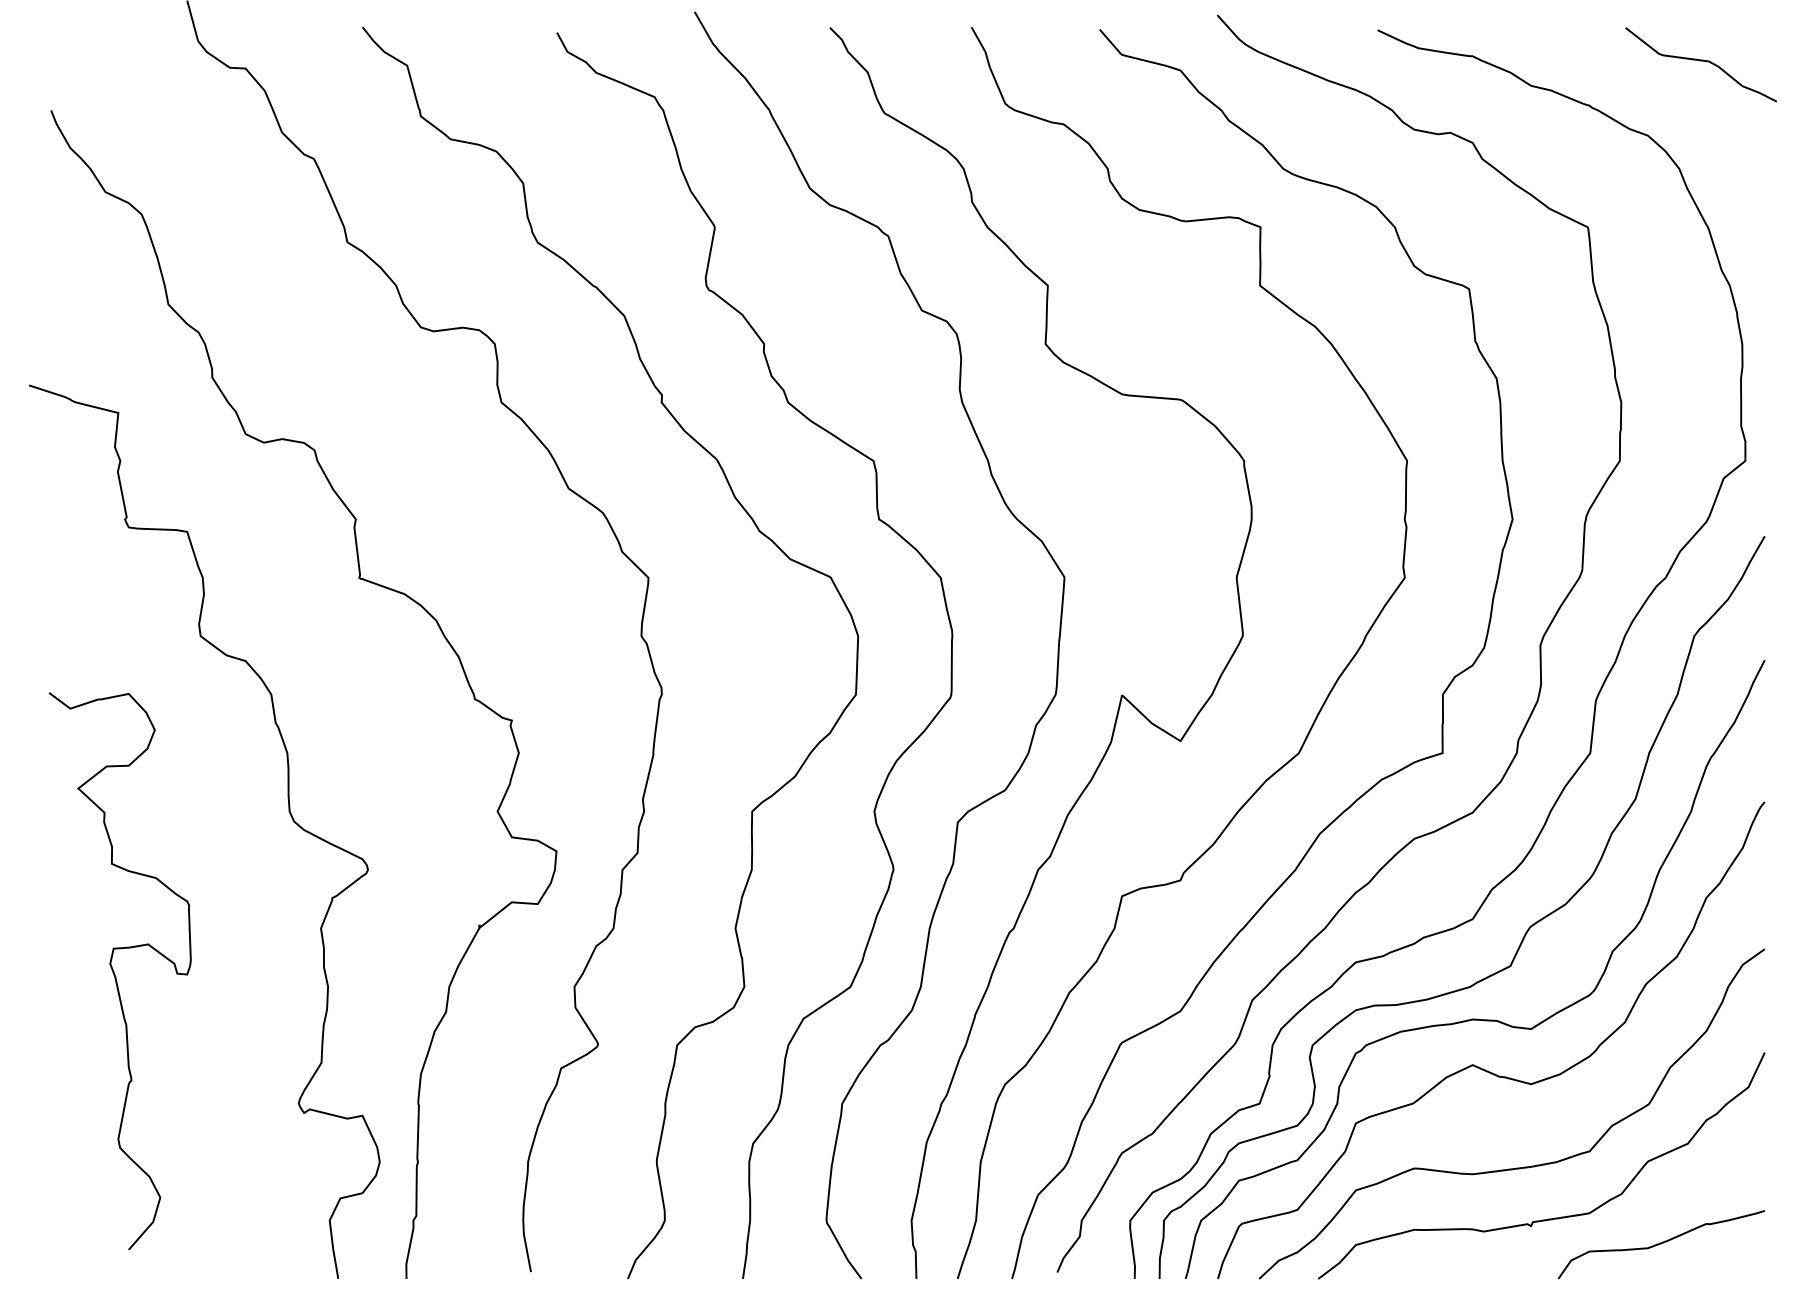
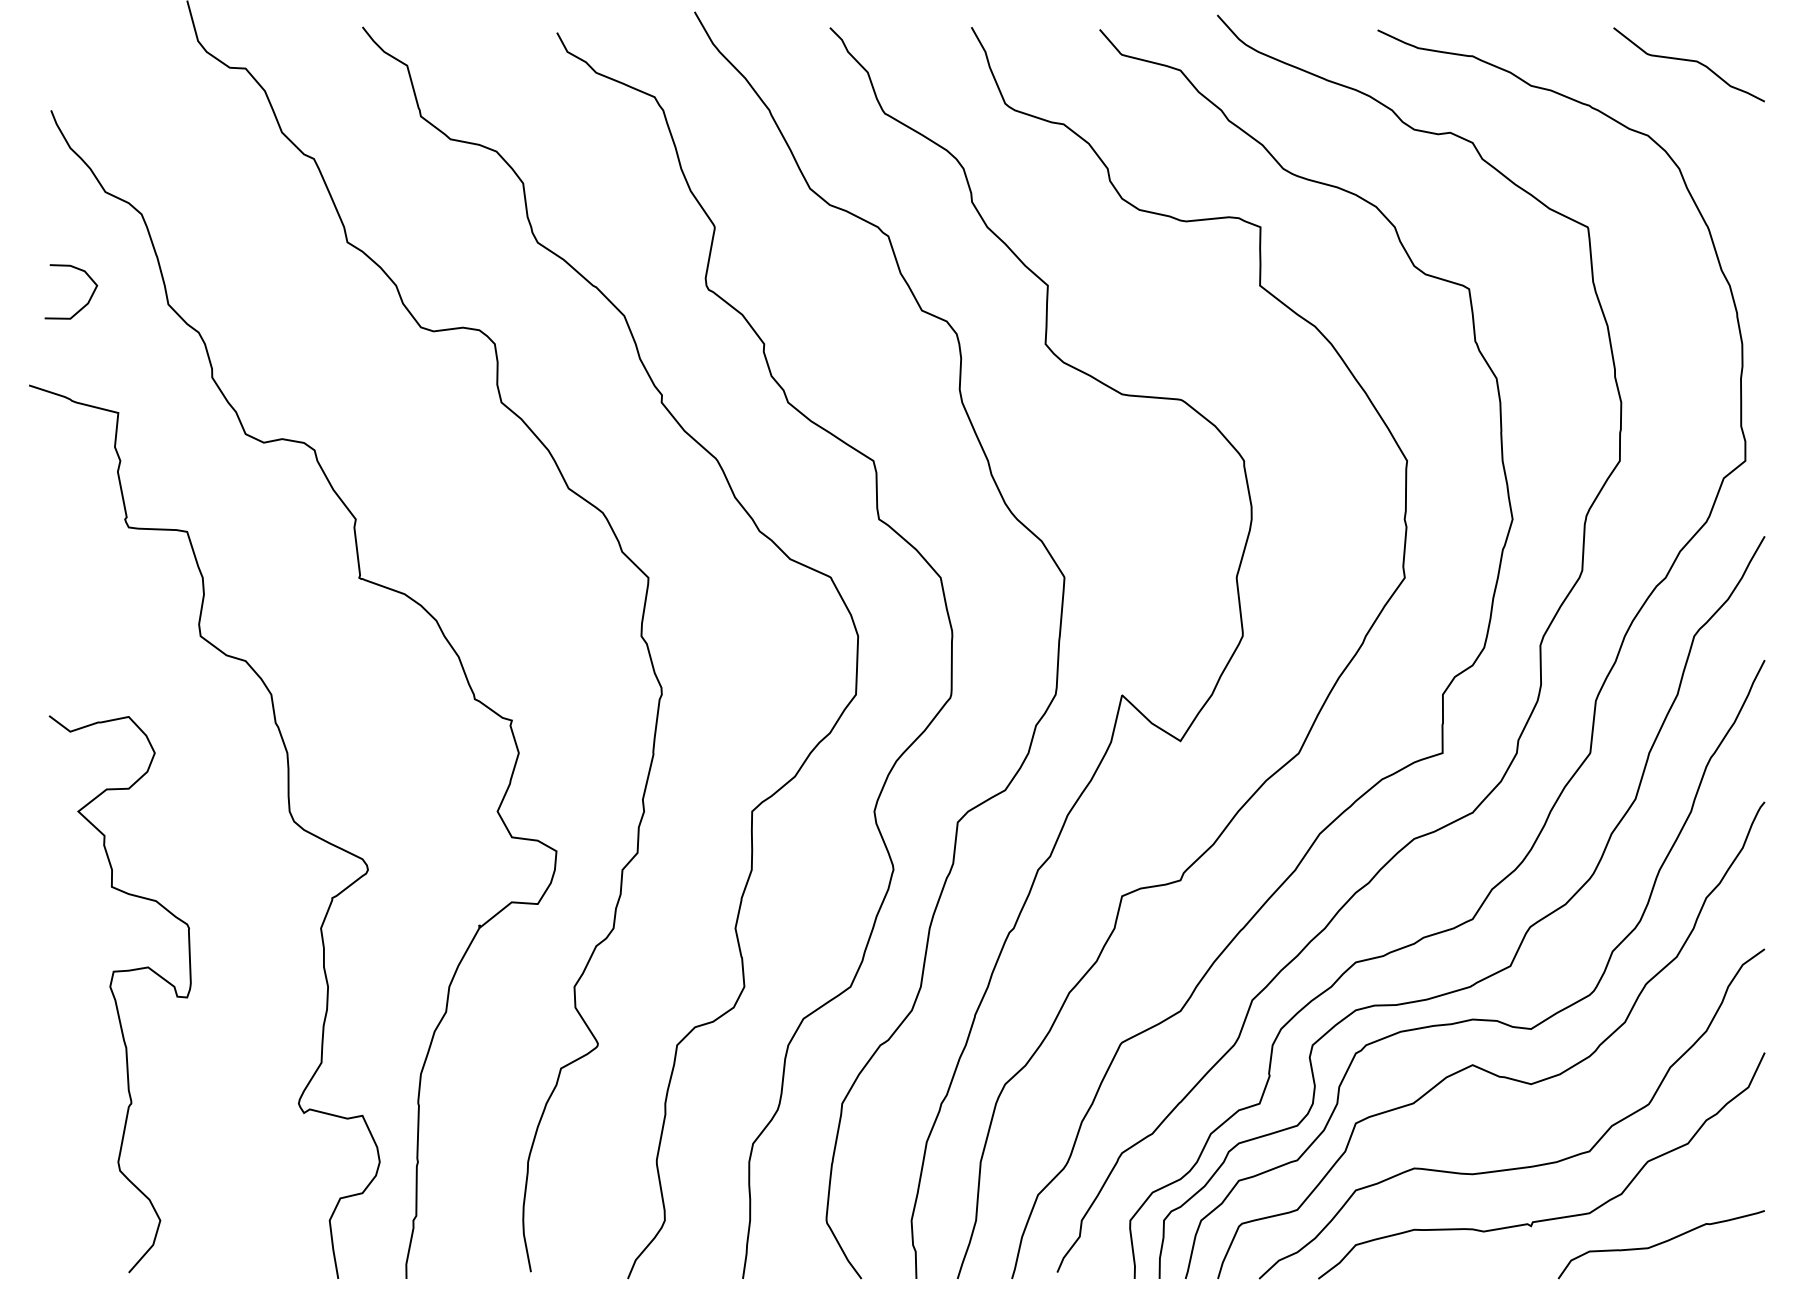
curve position: (1700, 61) -> (1688, 61) (1688, 61)
curve: none -> present (81, 307)
curve position: (114, 971) -> (114, 994) (114, 994)
